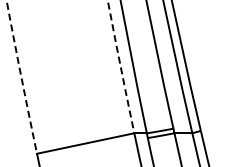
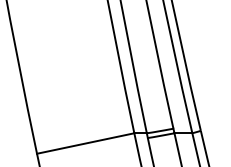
arc: dashed -> solid (120, 67)
arc: dashed -> solid (21, 77)
